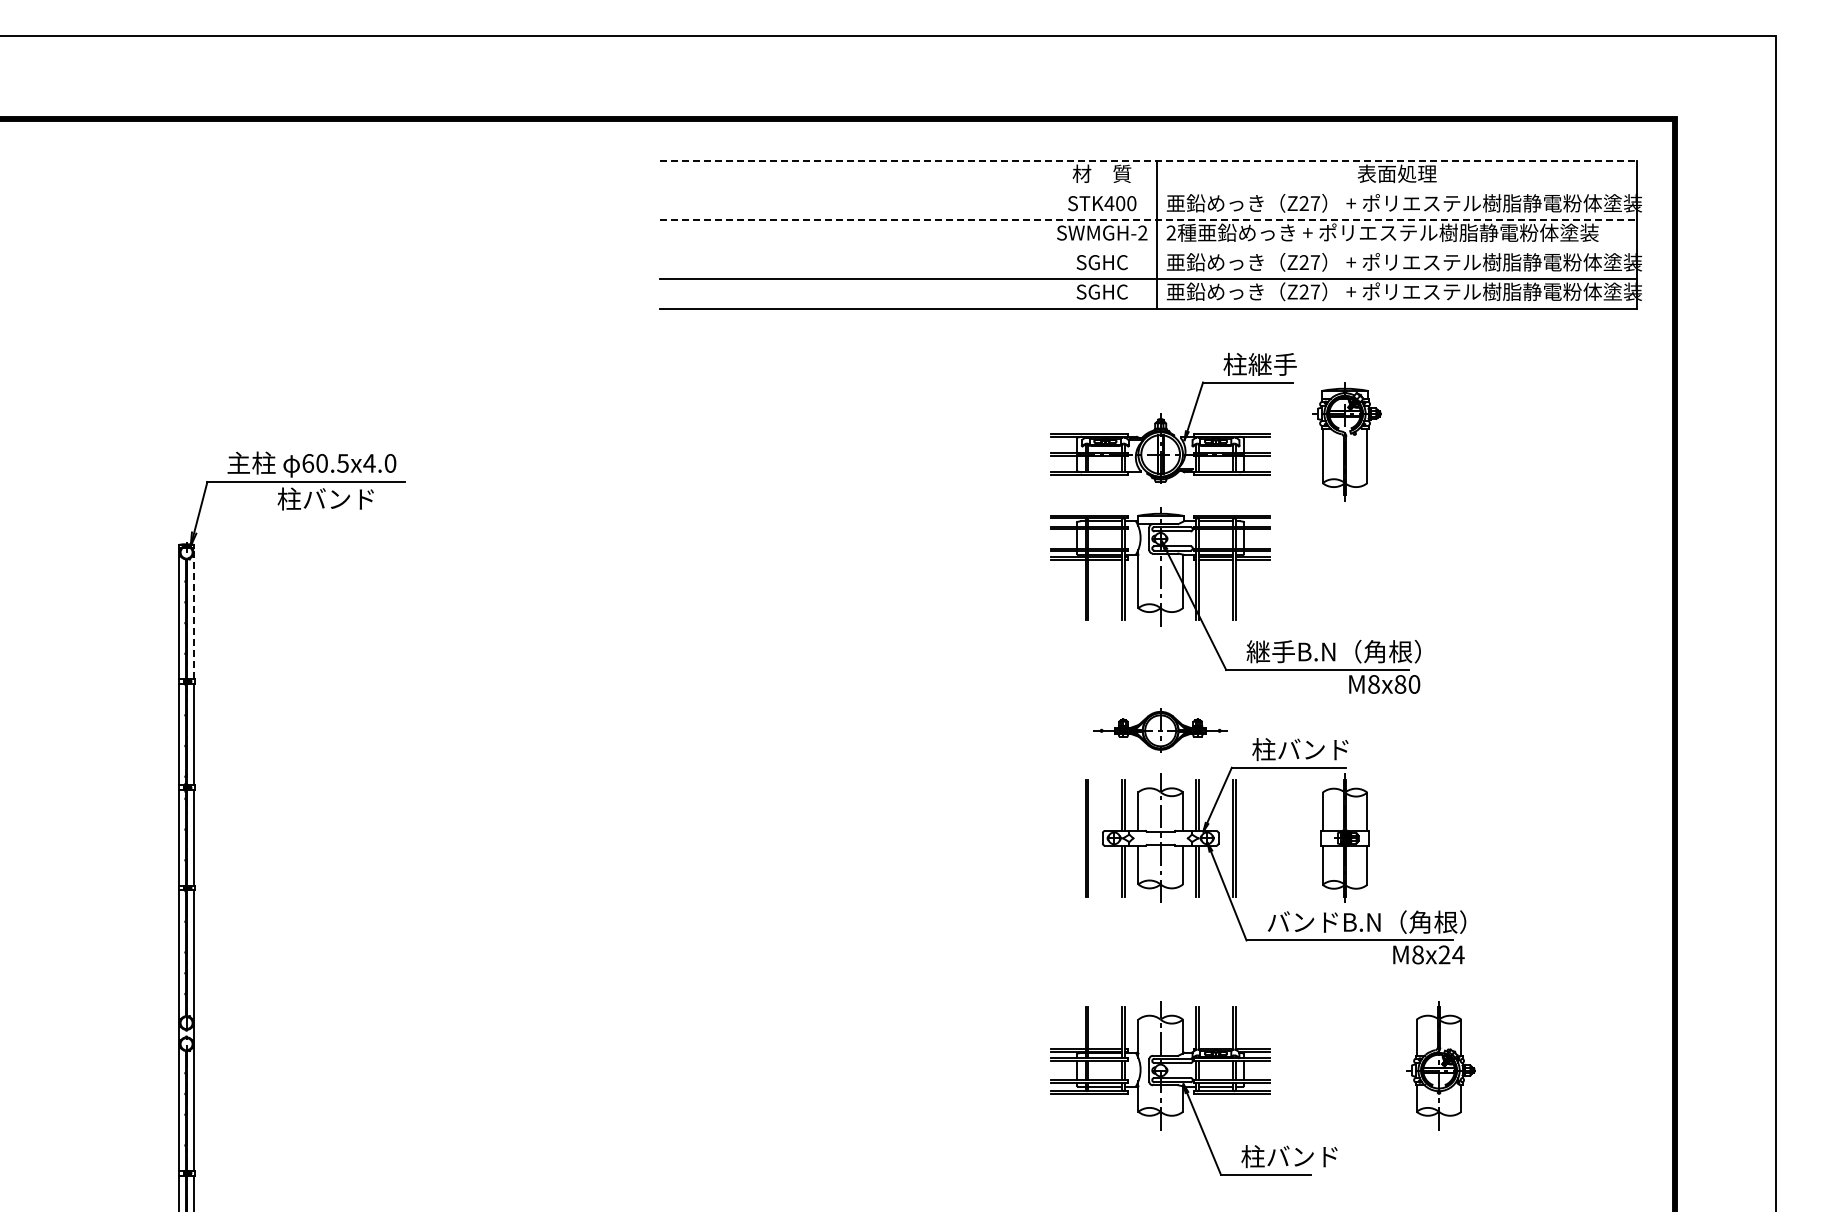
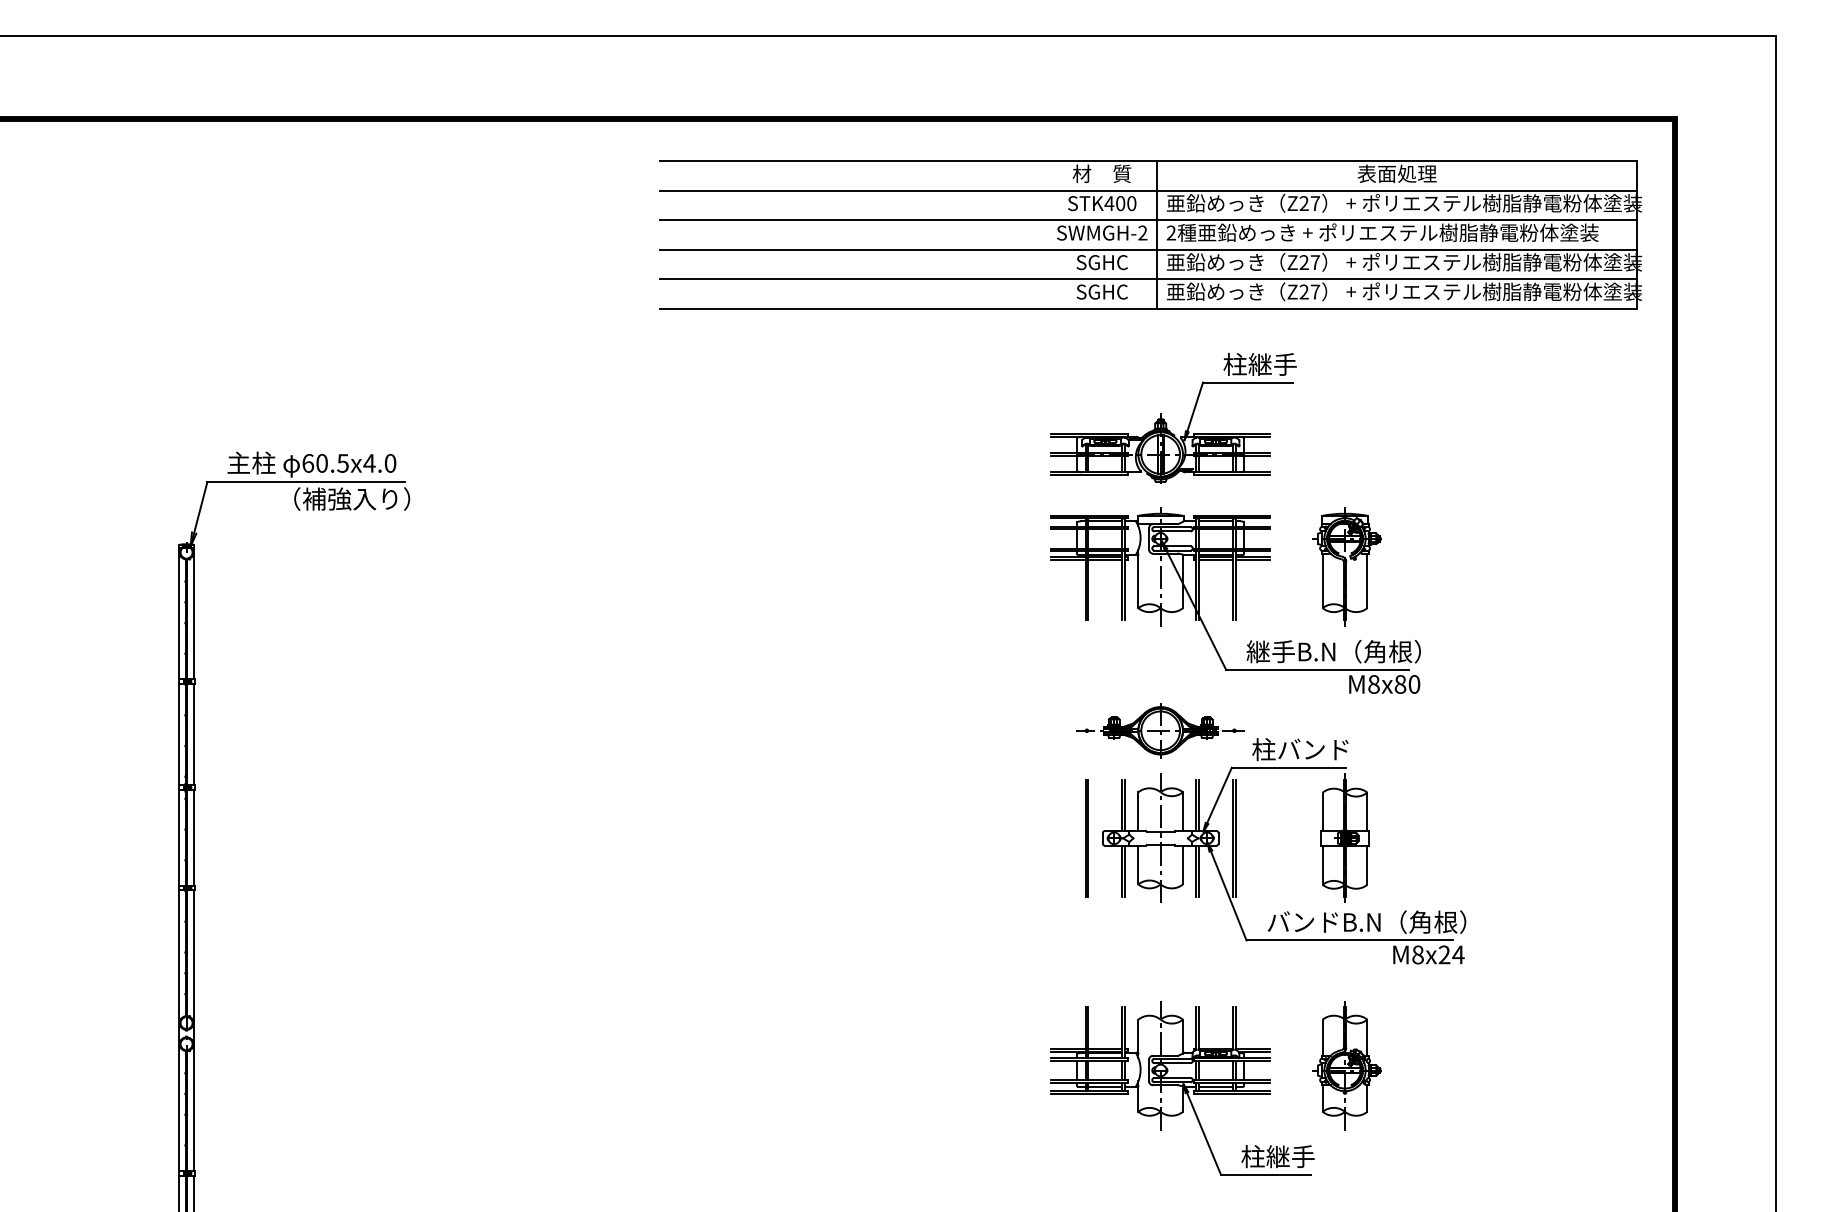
line: dashed -> solid (1148, 161)
line: none -> present (1147, 190)
line: dashed -> solid (1148, 220)
line: none -> present (1147, 249)
part position: (1346, 441) -> (1346, 566) (1346, 566)
text: 柱バンド -> （補強入り） (343, 498)
line: dashed -> solid (194, 613)
part size: 135x45 px -> 169x56 px (1160, 730)
part position: (1440, 1065) -> (1346, 1065) (1346, 1065)
text: 柱バンド -> 柱継手 (1301, 1156)
